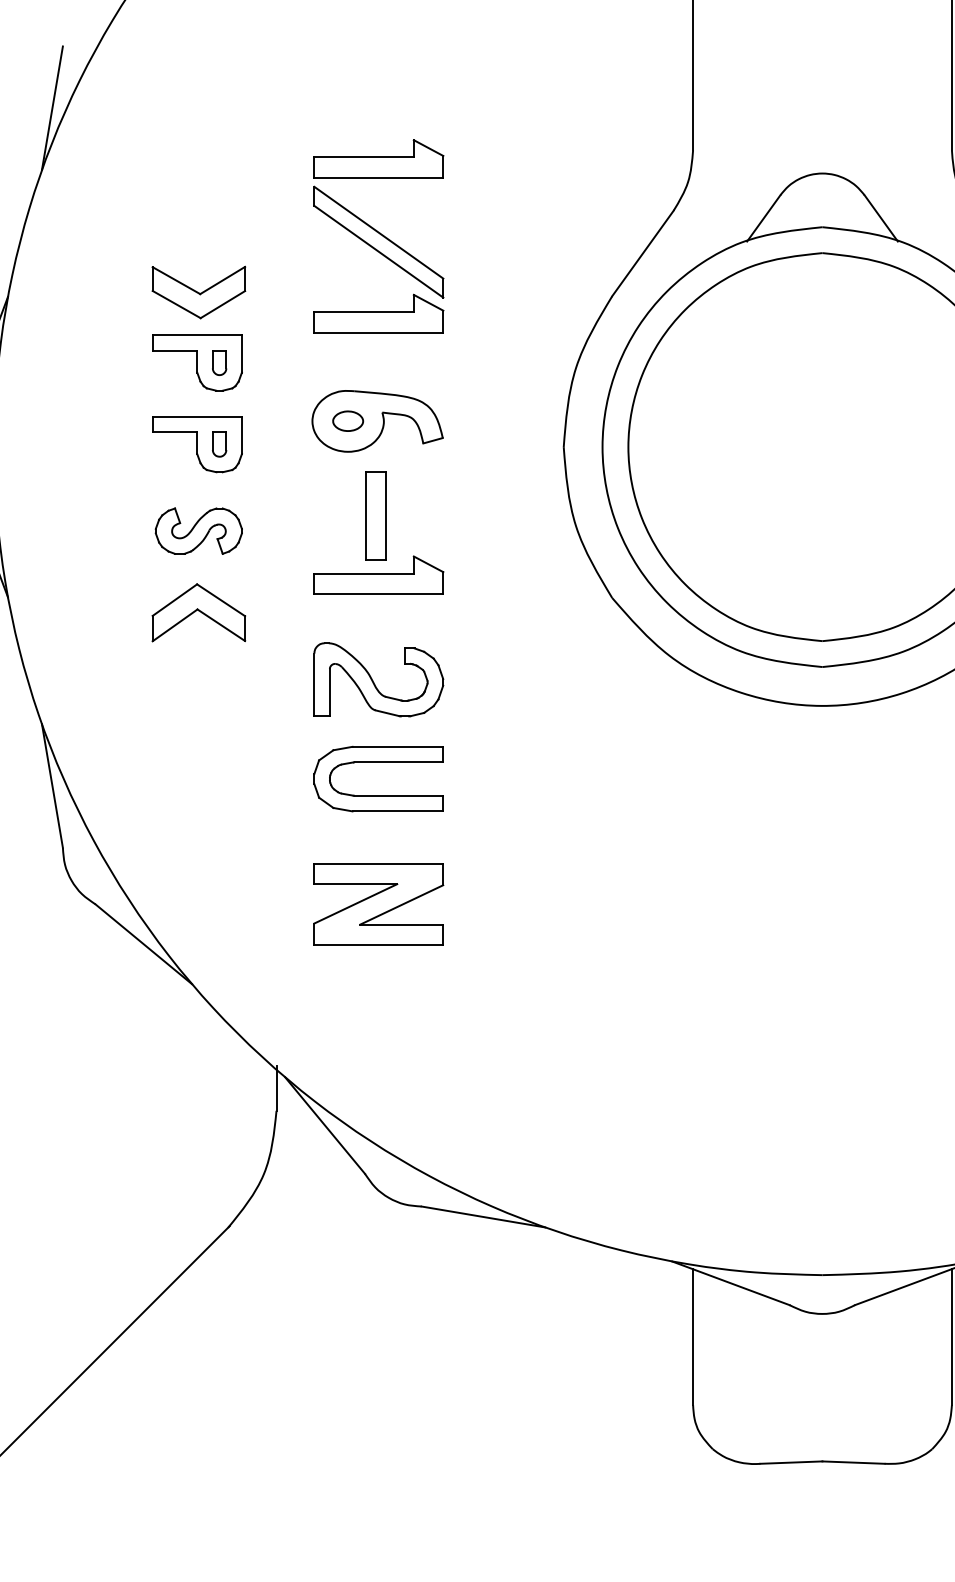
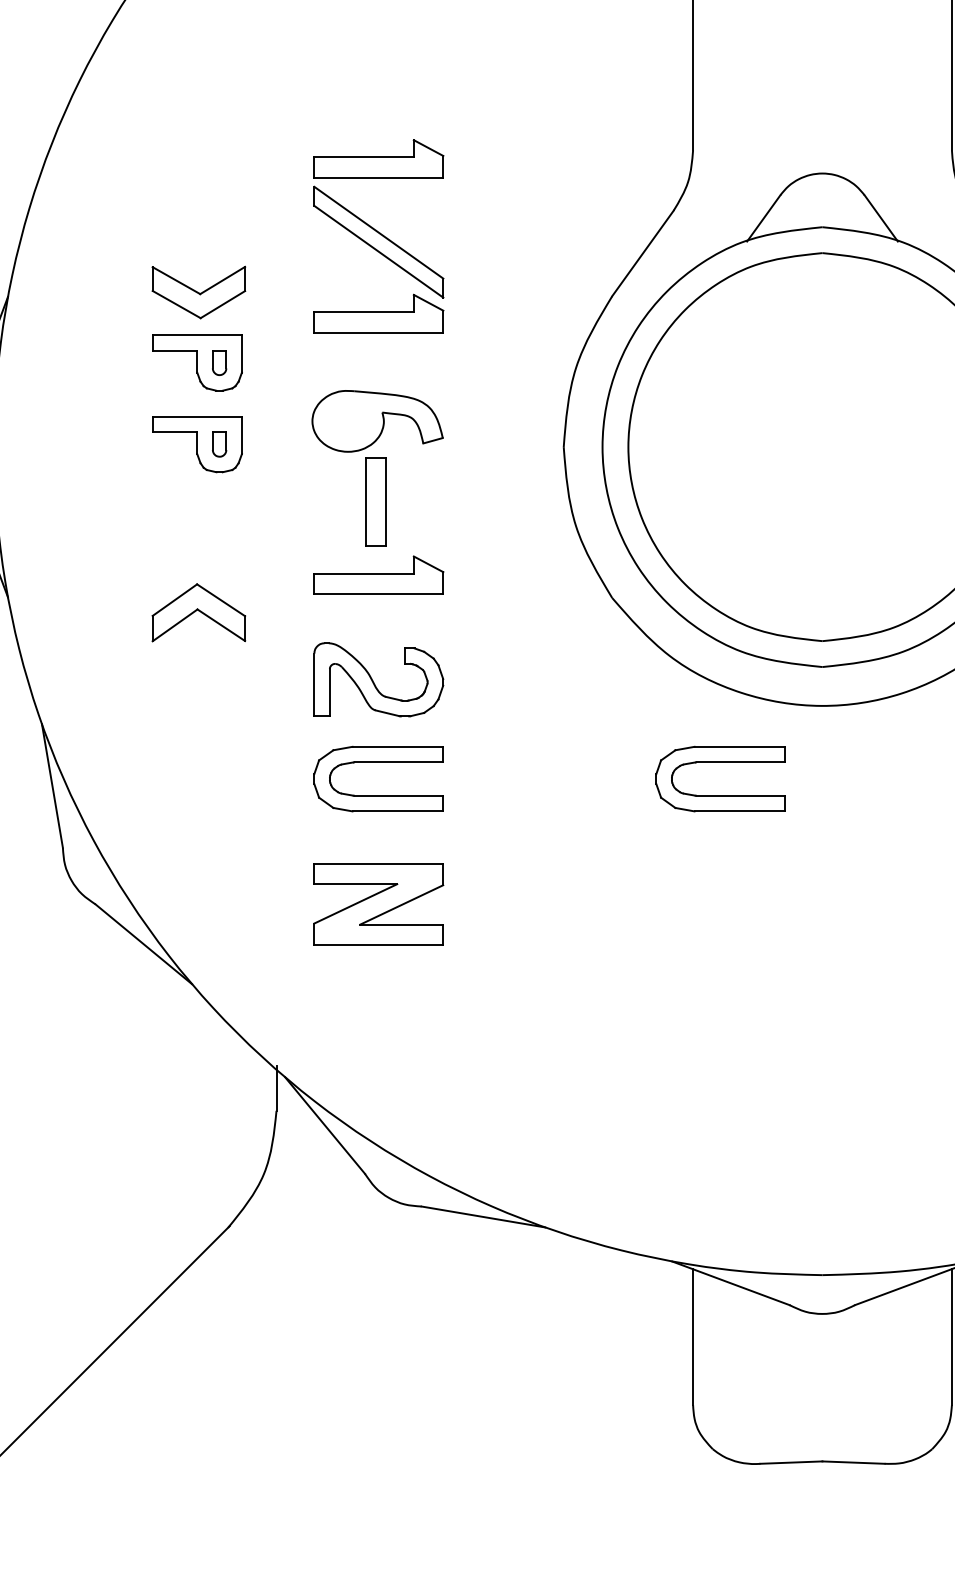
line: present -> none (52, 107)
part: present -> none (348, 420)
part position: (375, 515) -> (375, 501) (375, 501)
part: present -> none (198, 530)
part: none -> present (720, 762)
